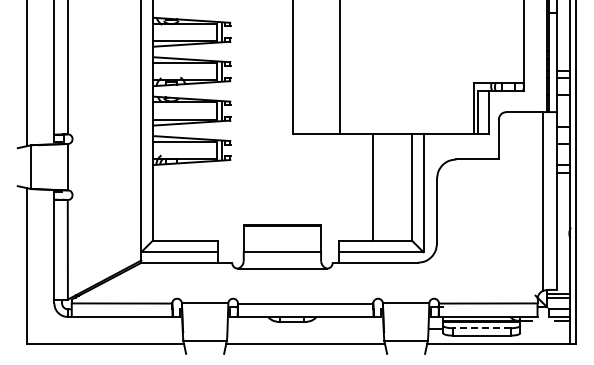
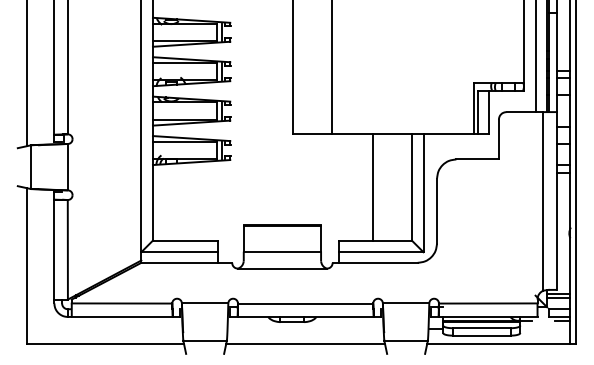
line: none -> present (535, 57)
line position: (339, 68) -> (331, 68) (331, 68)
line: dashed -> solid (481, 328)
